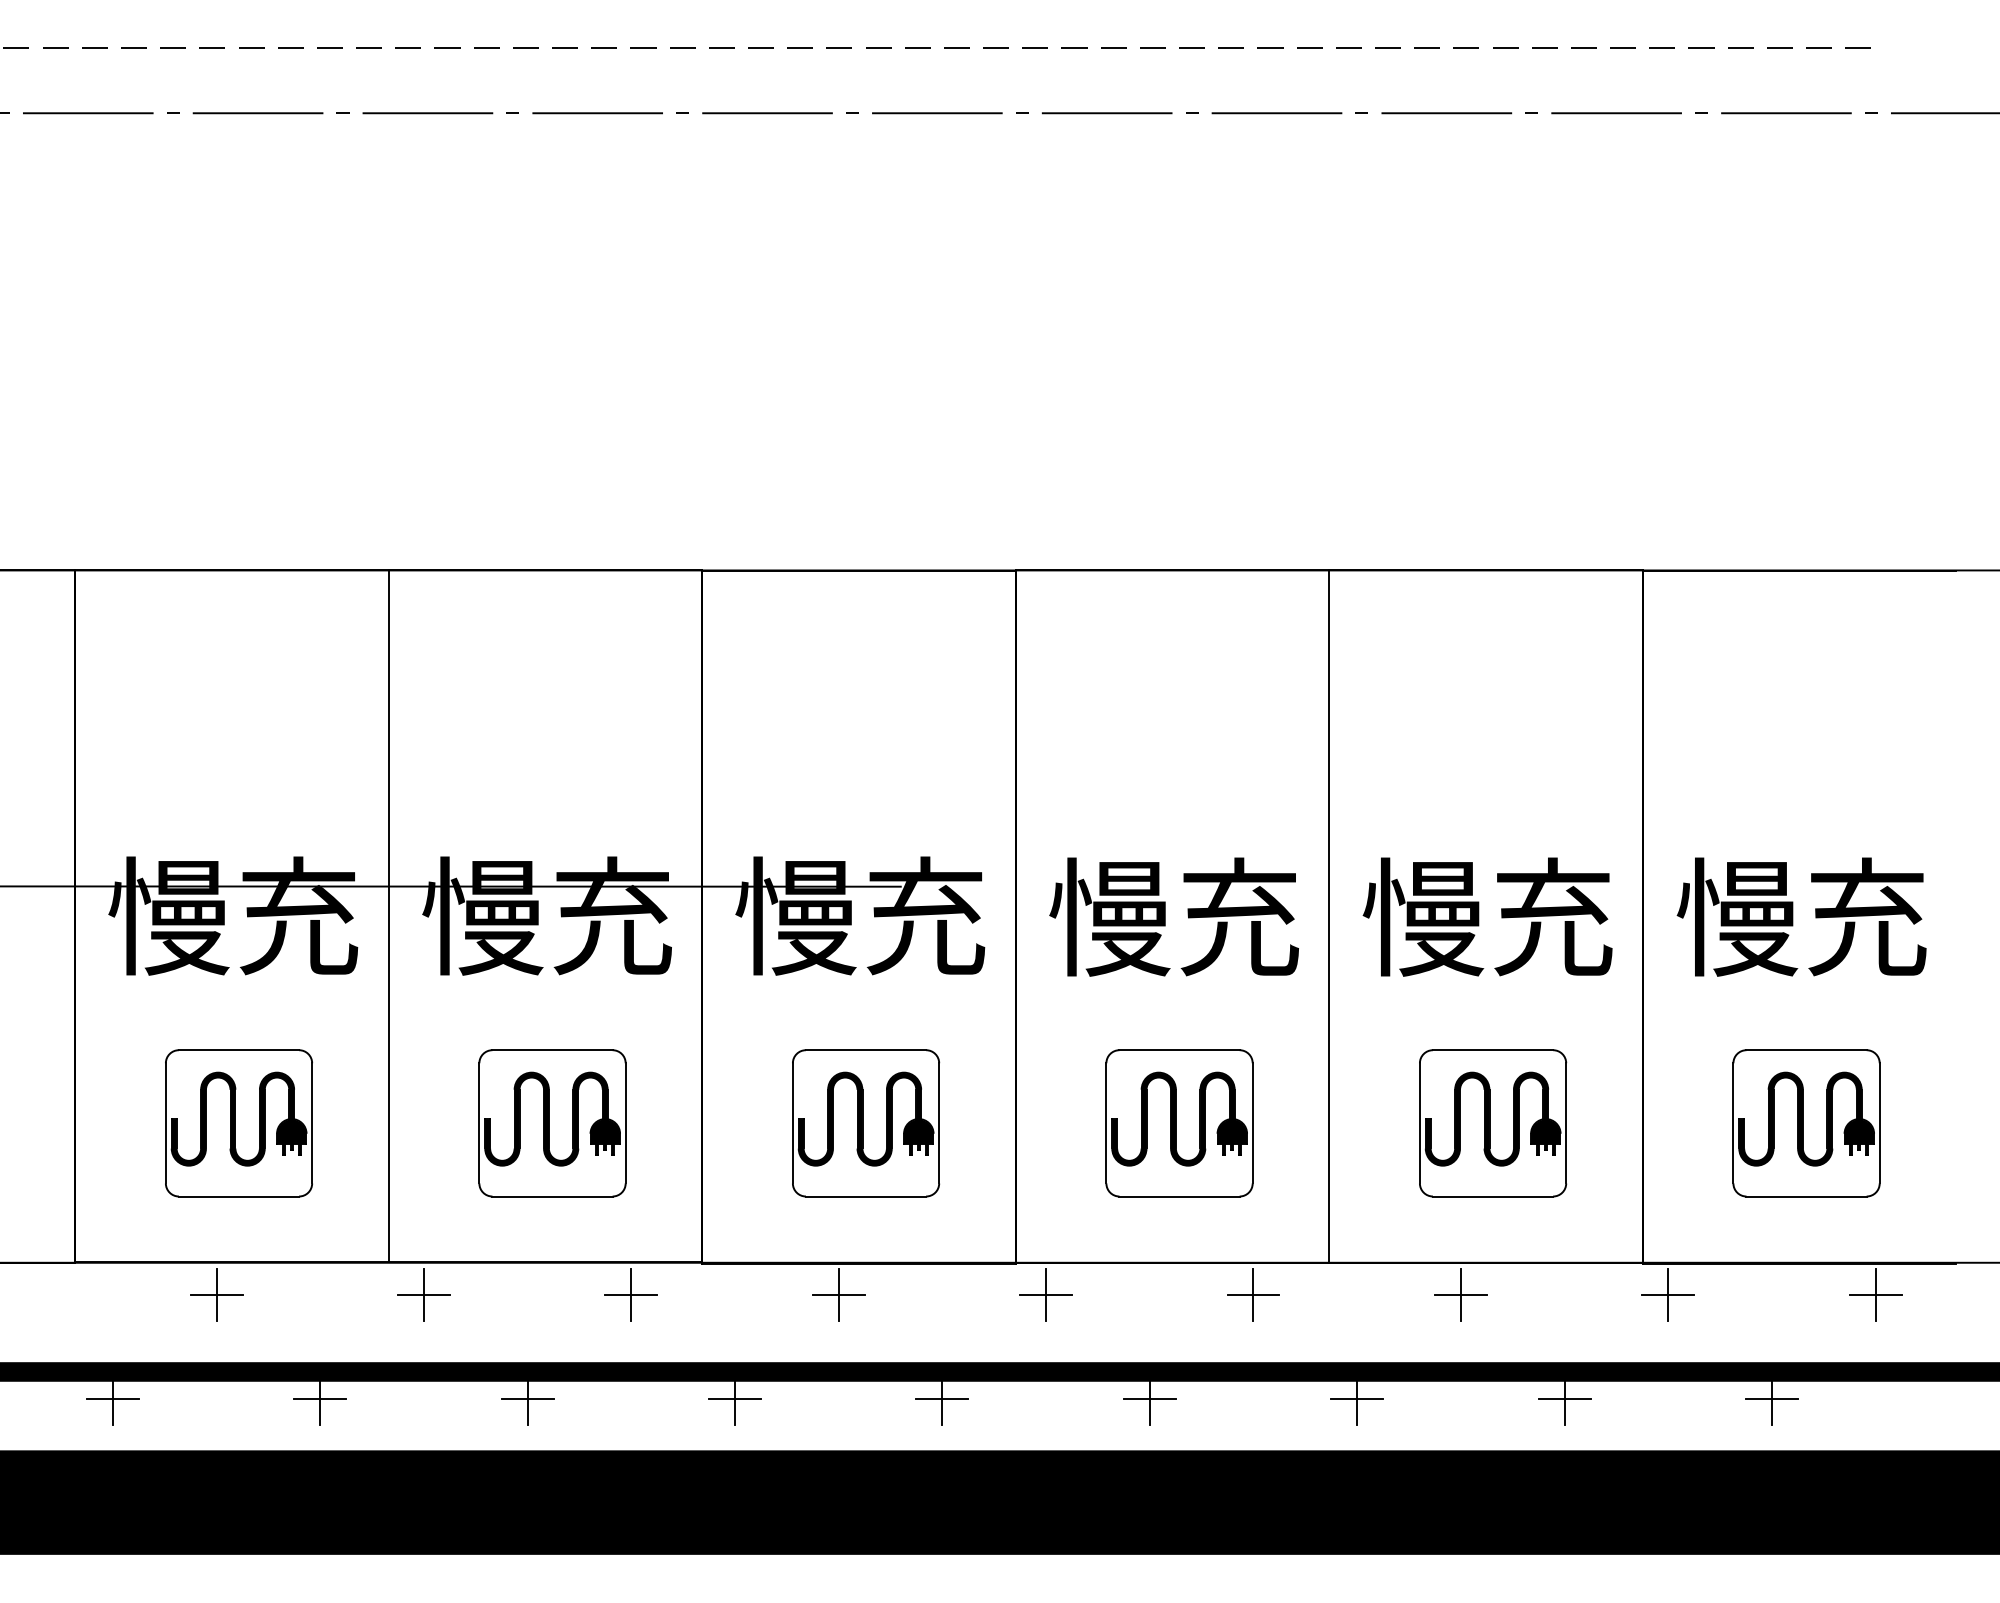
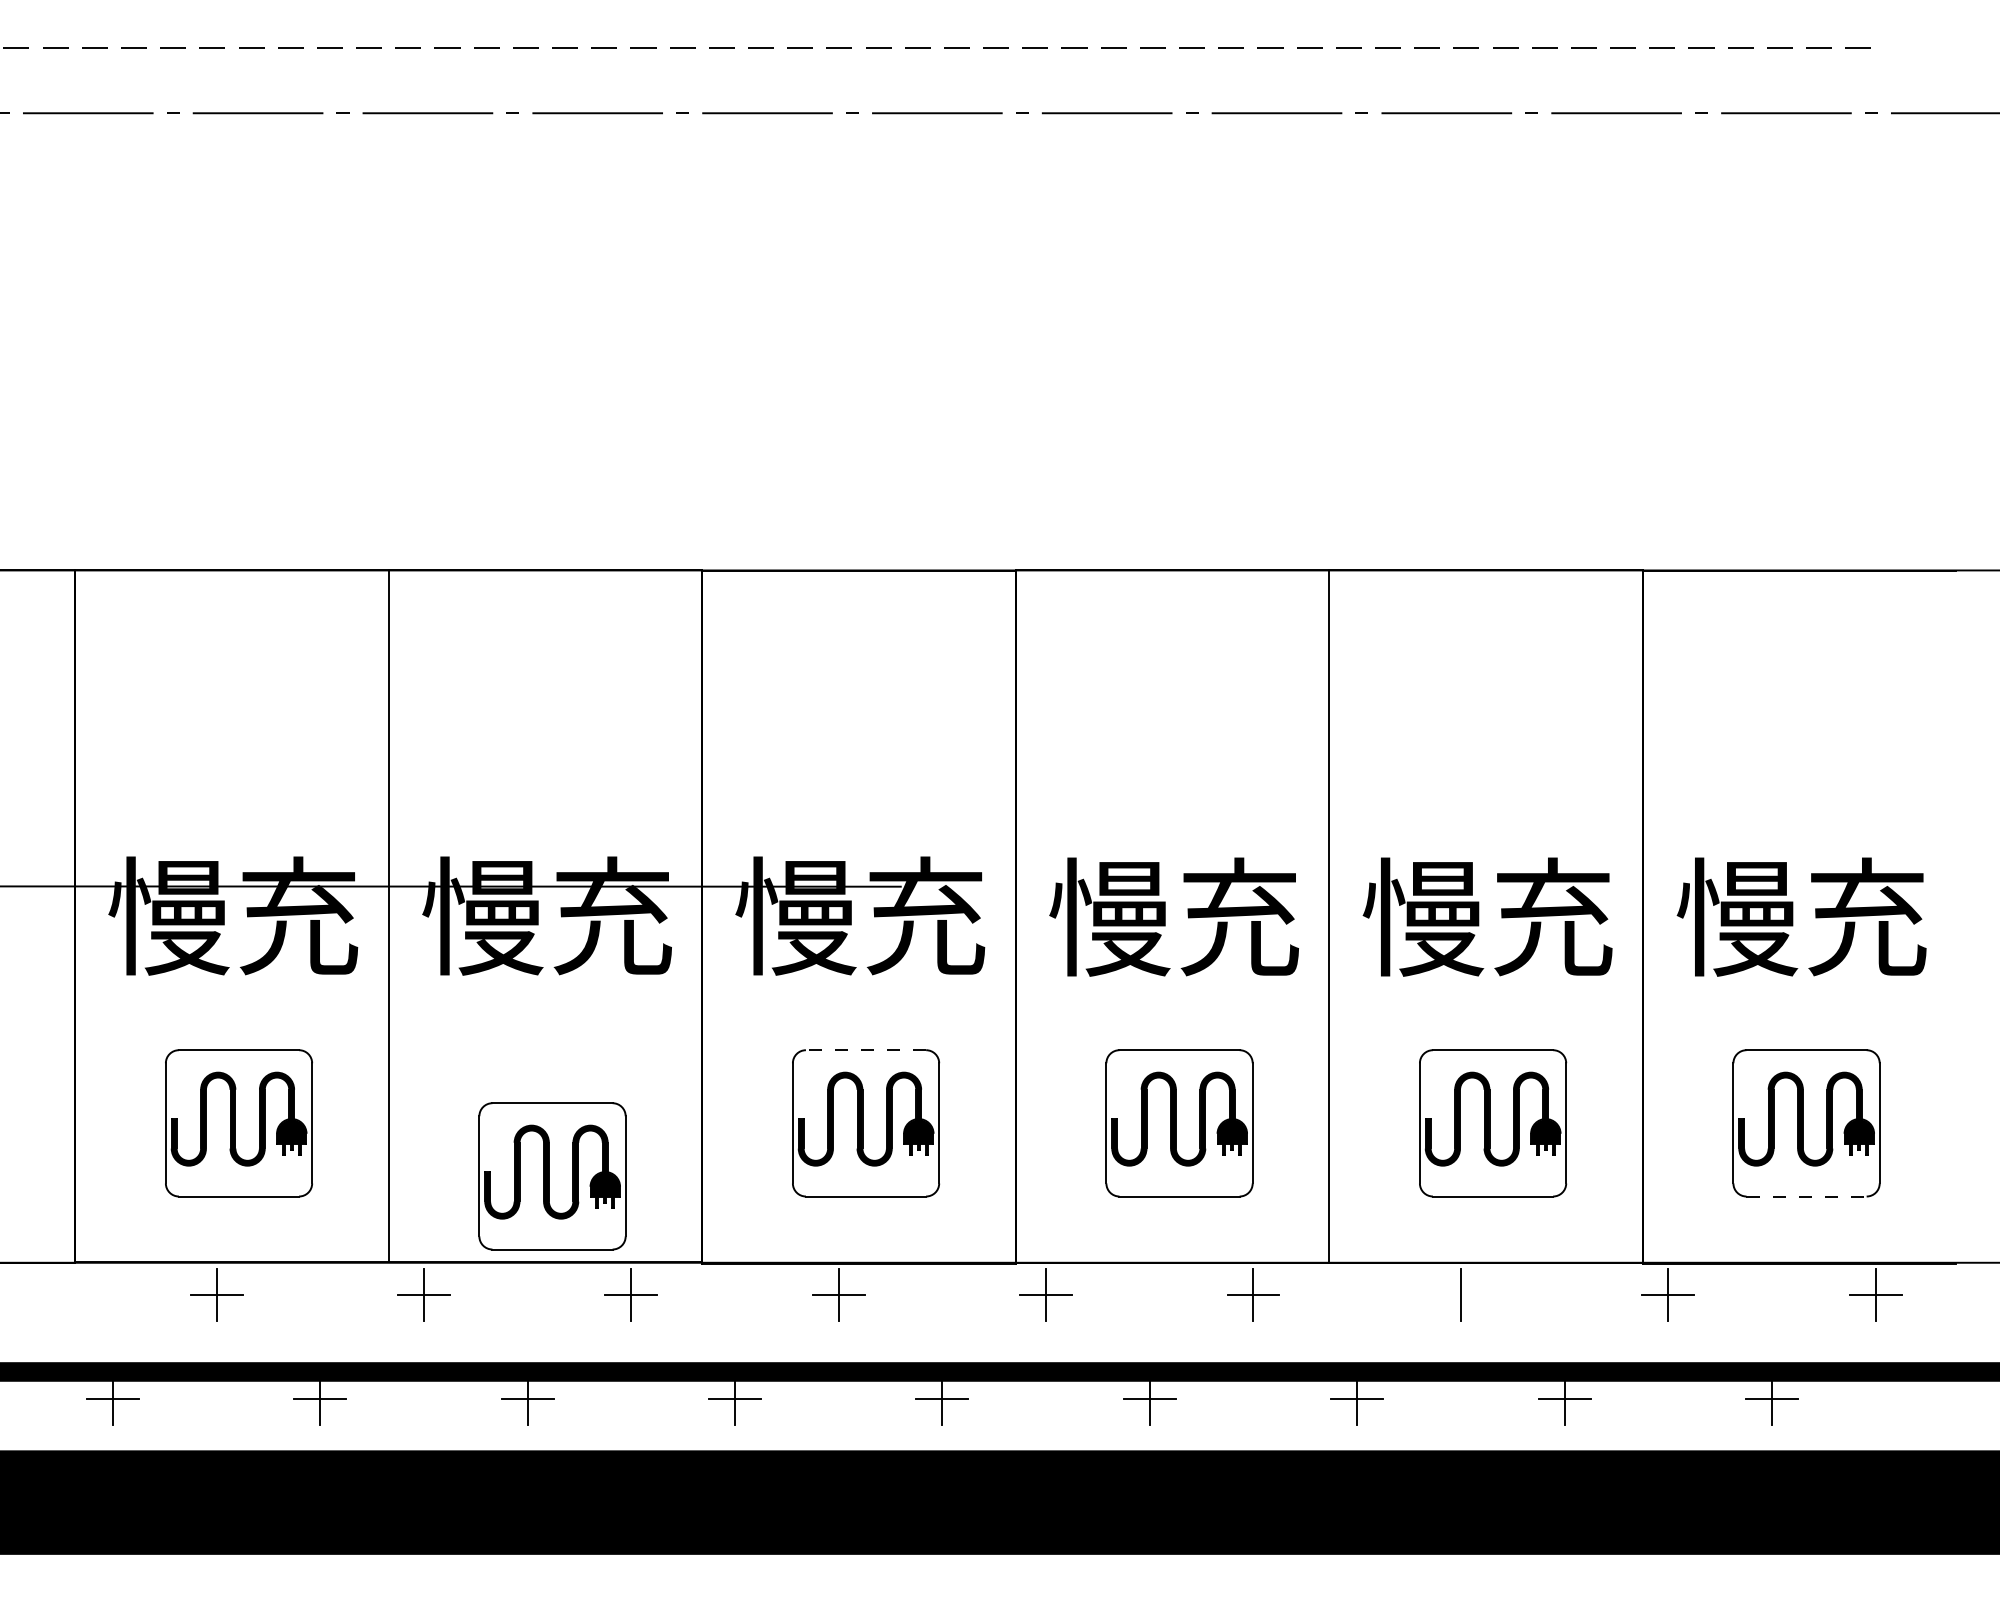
line: solid -> dashed (865, 1050)
part position: (552, 1123) -> (552, 1176) (552, 1176)
line: solid -> dashed (1807, 1196)
line: present -> none (1460, 1295)
